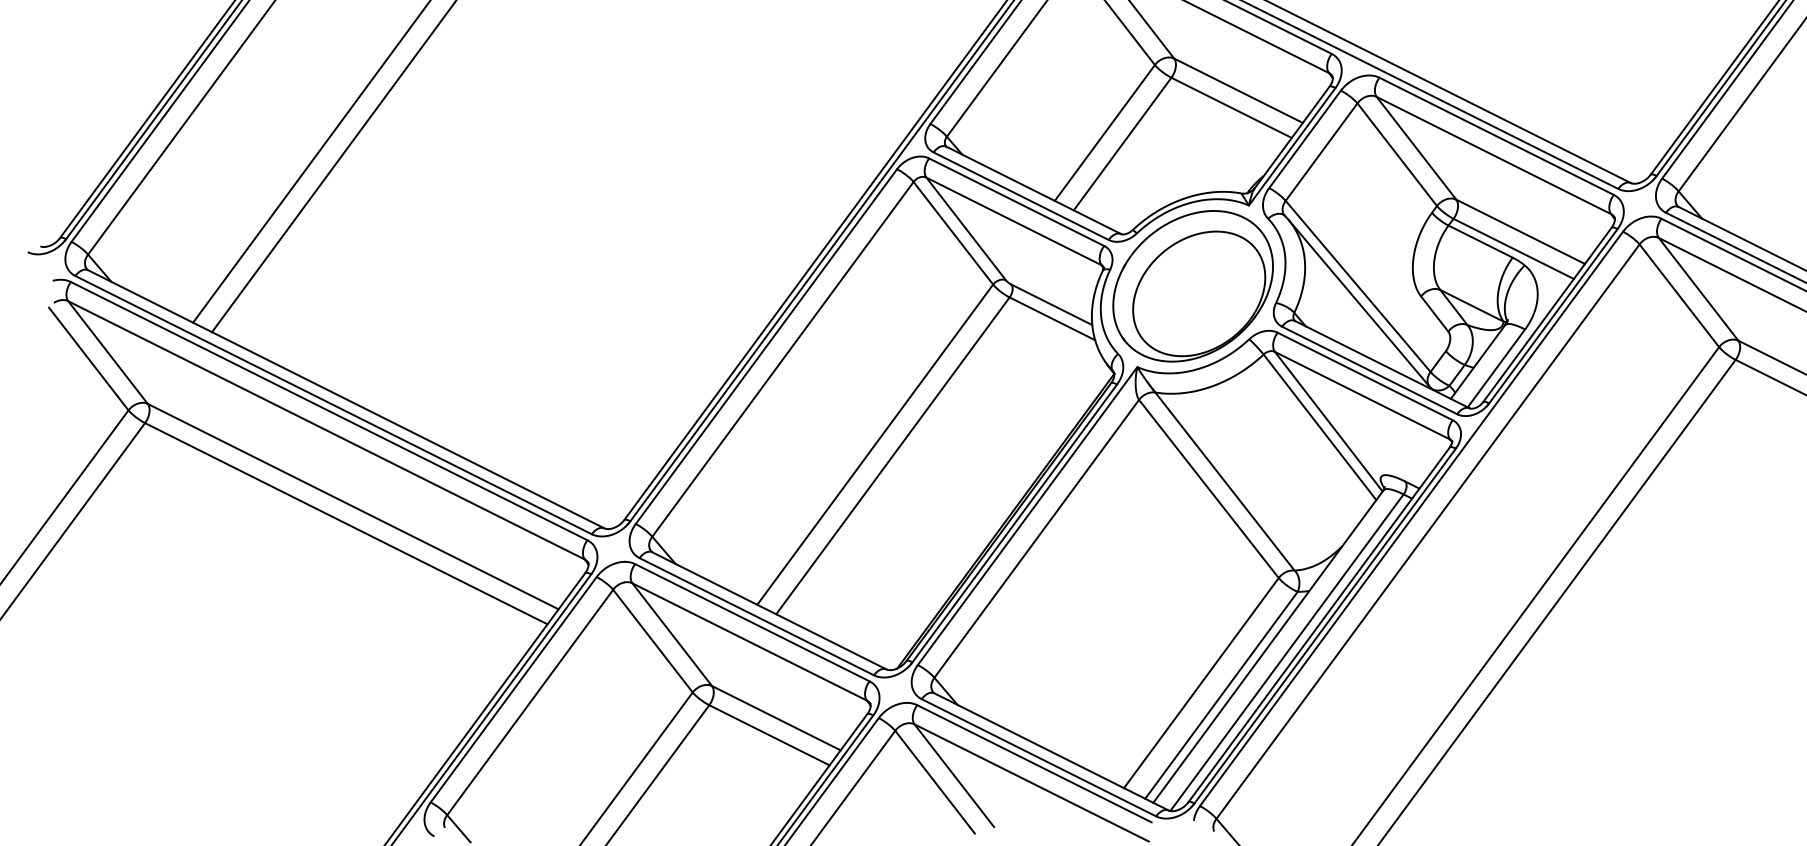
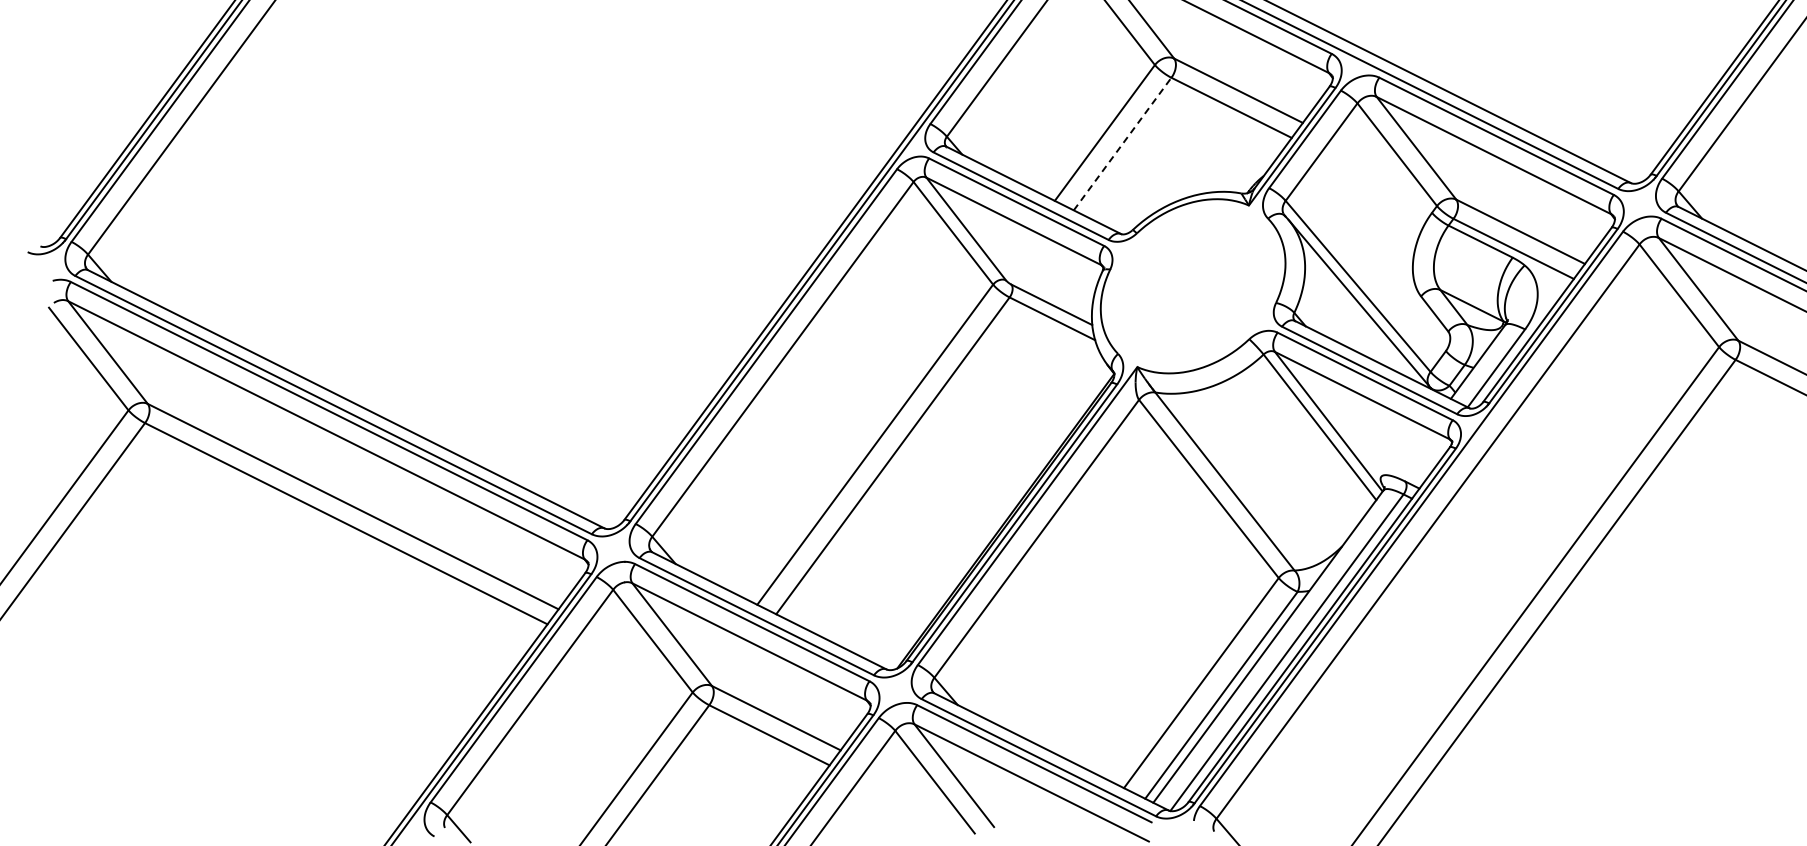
line: solid -> dashed (1122, 143)
line: present -> none (311, 162)
line: present -> none (333, 167)
part: present -> none (1192, 286)
